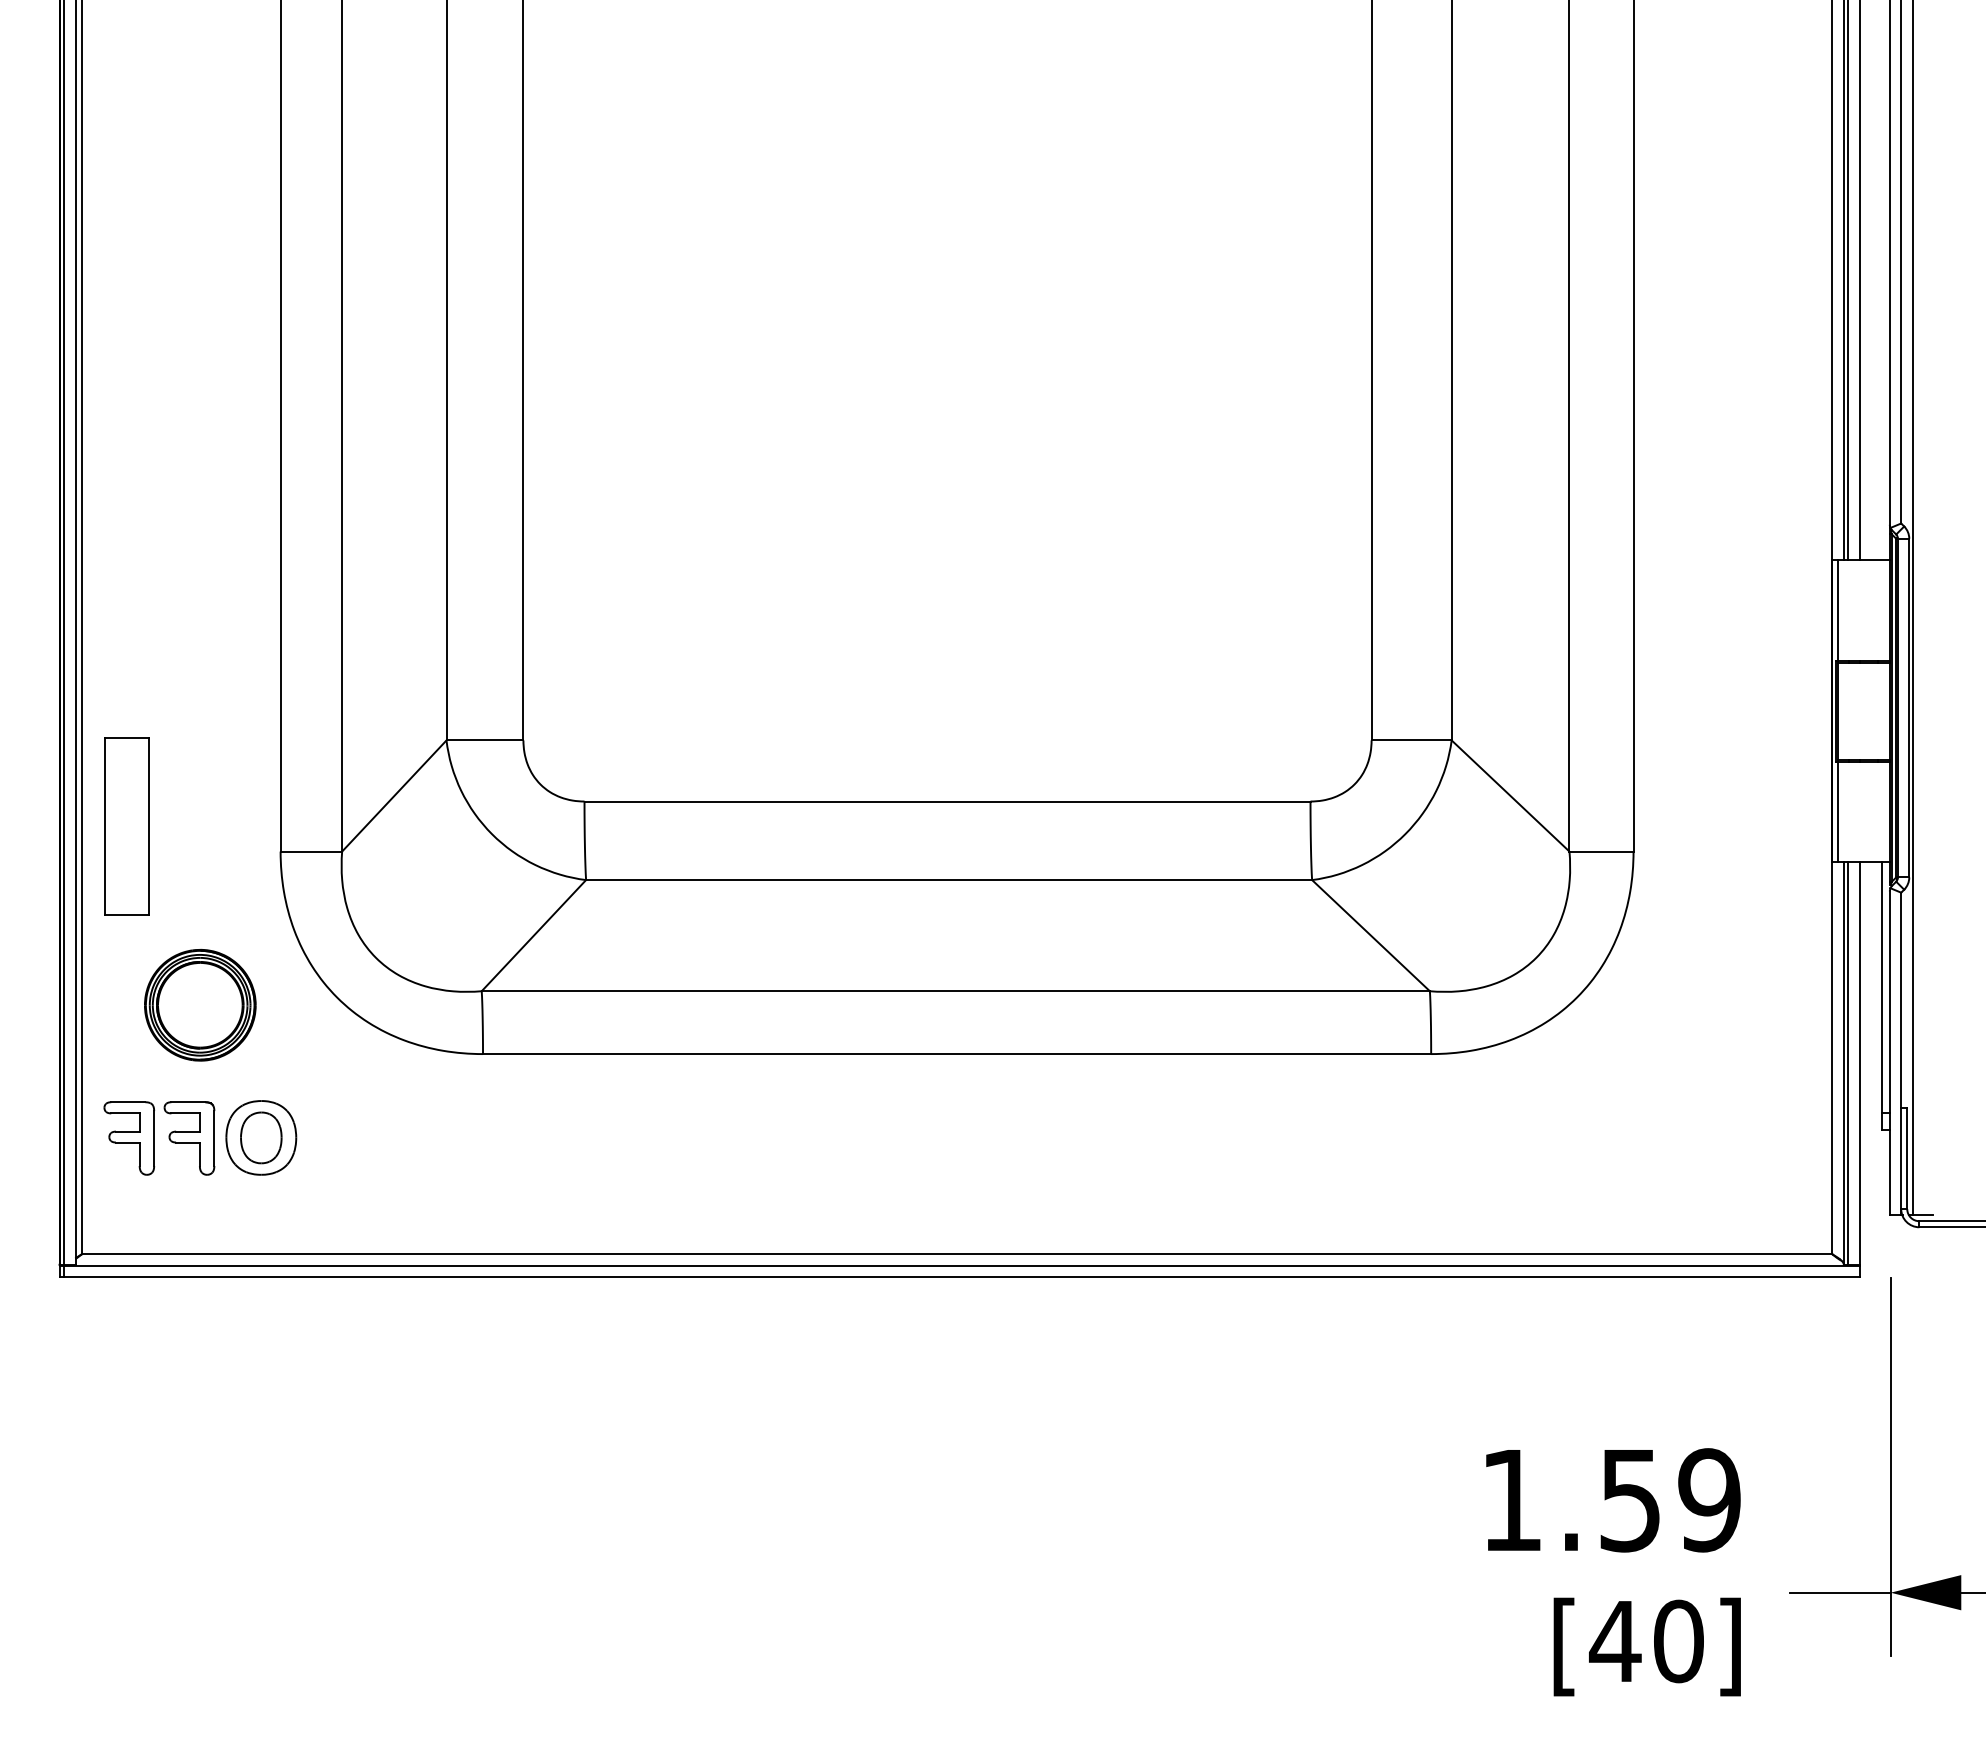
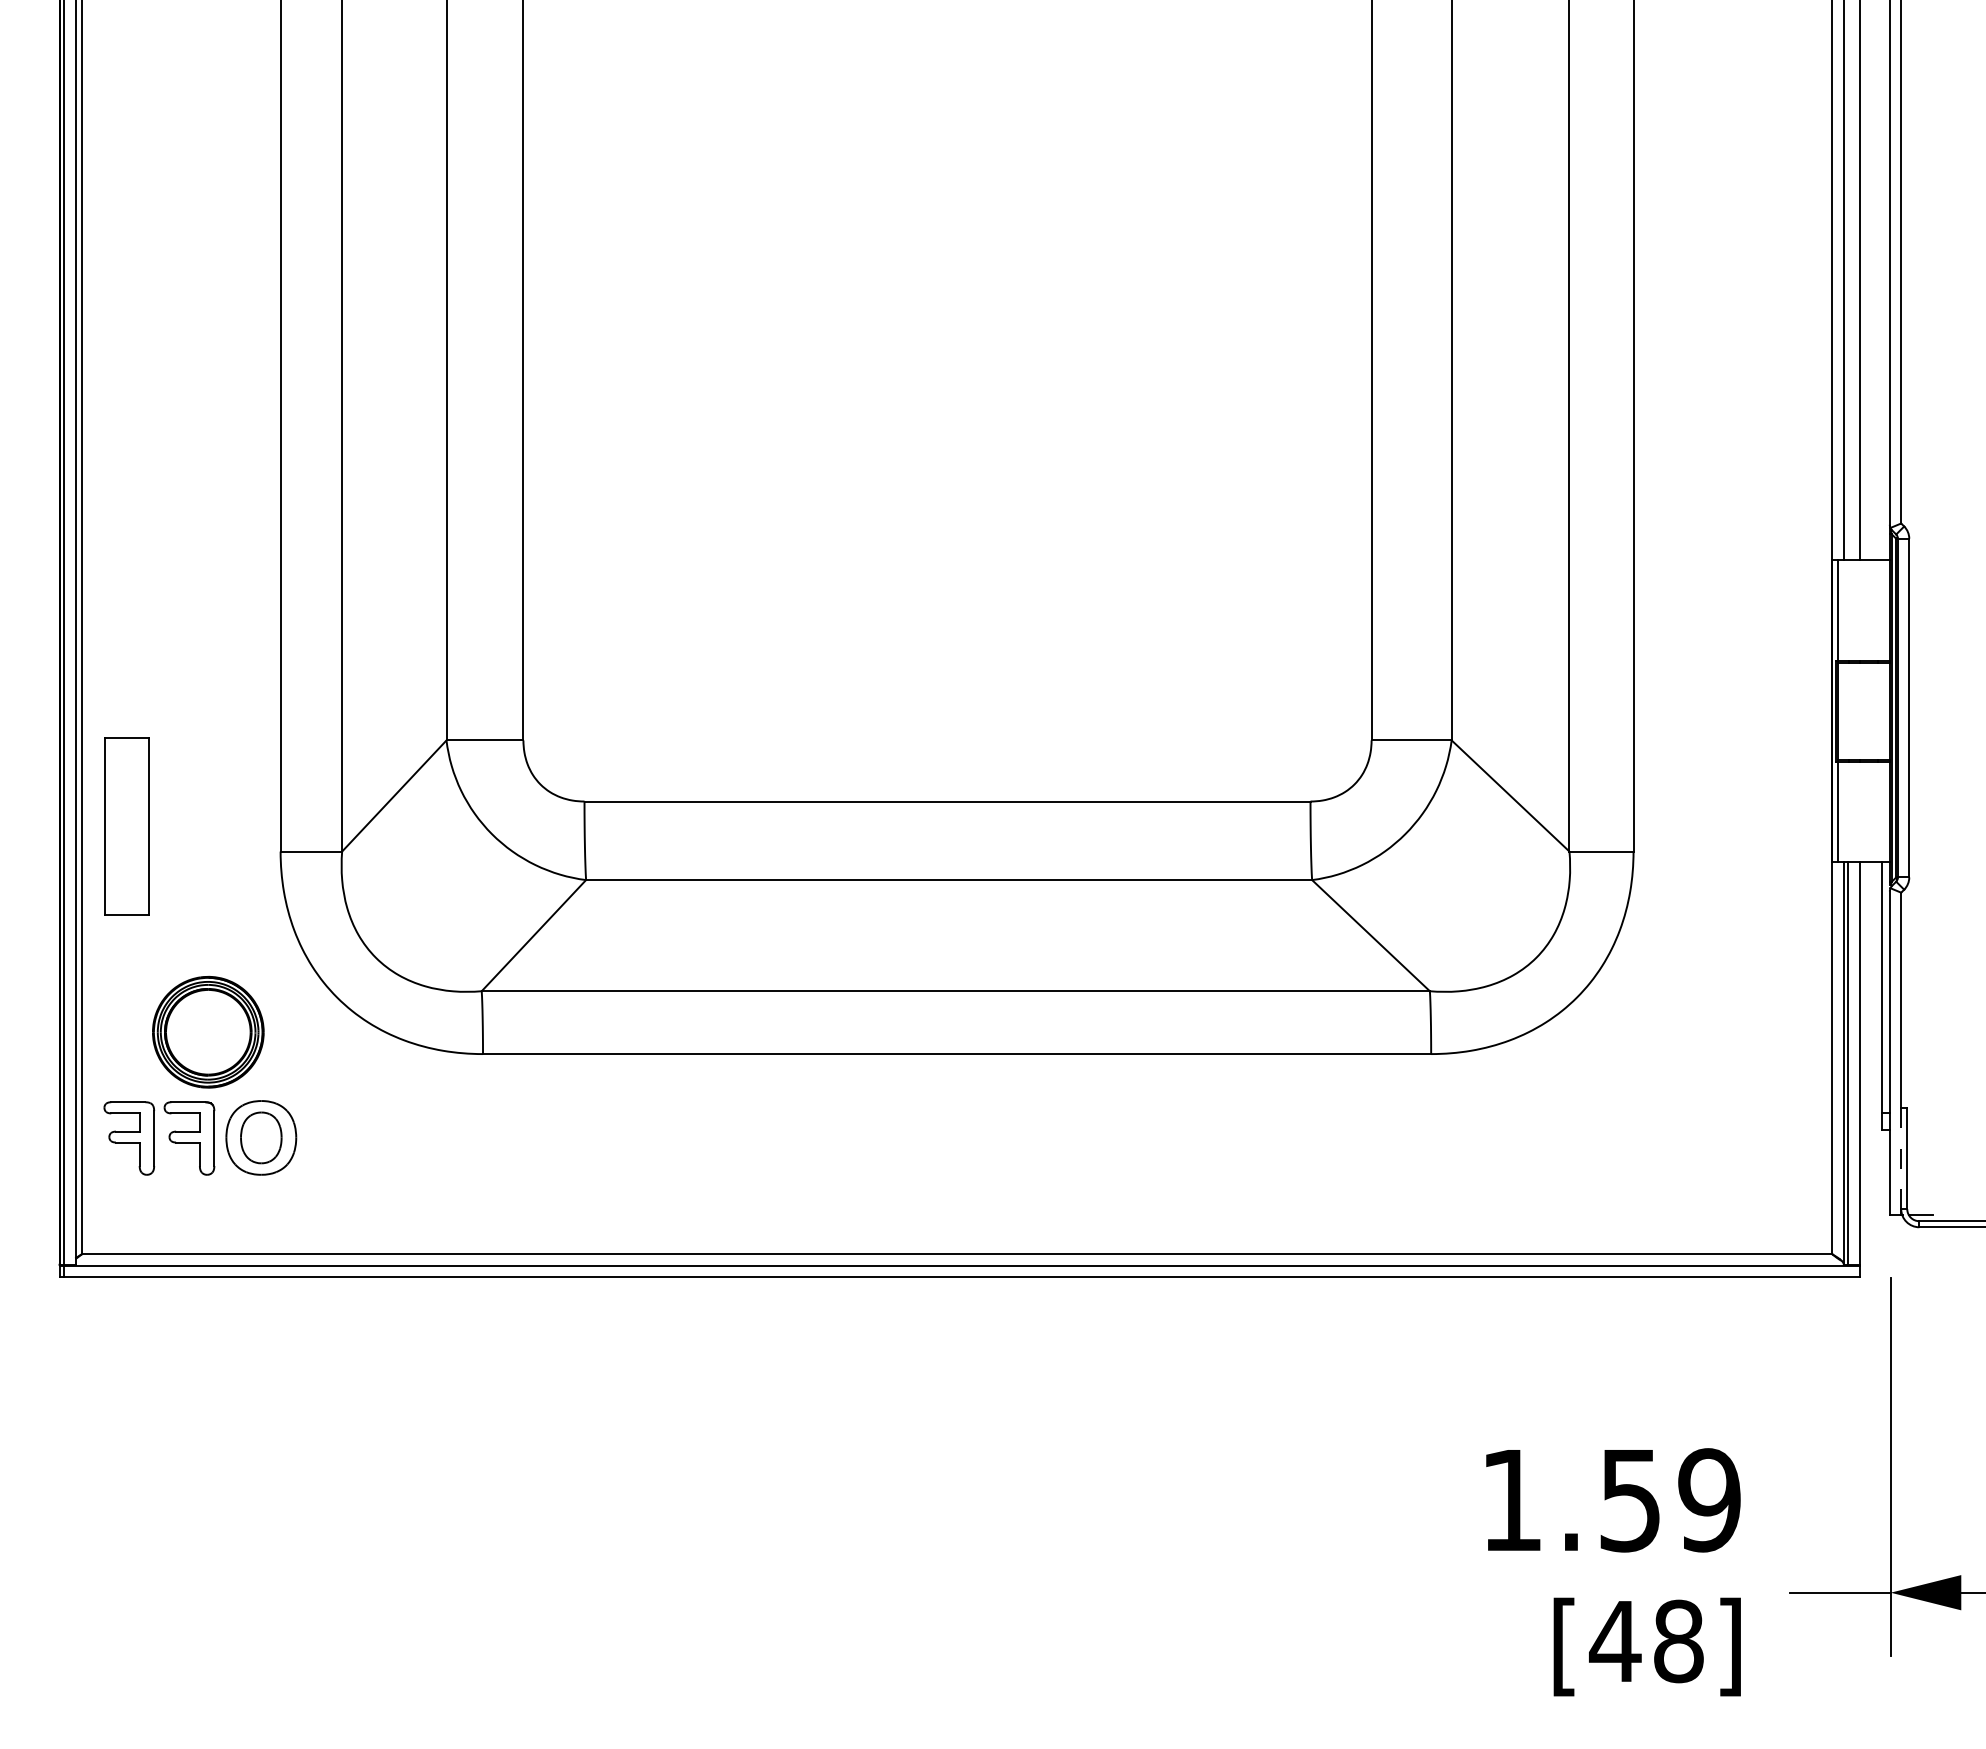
line: present -> none (1848, 281)
line: present -> none (1913, 608)
part position: (200, 1005) -> (208, 1032) (208, 1032)
line: solid -> dashed (1901, 1158)
text: [40] -> [48] (1678, 1641)
